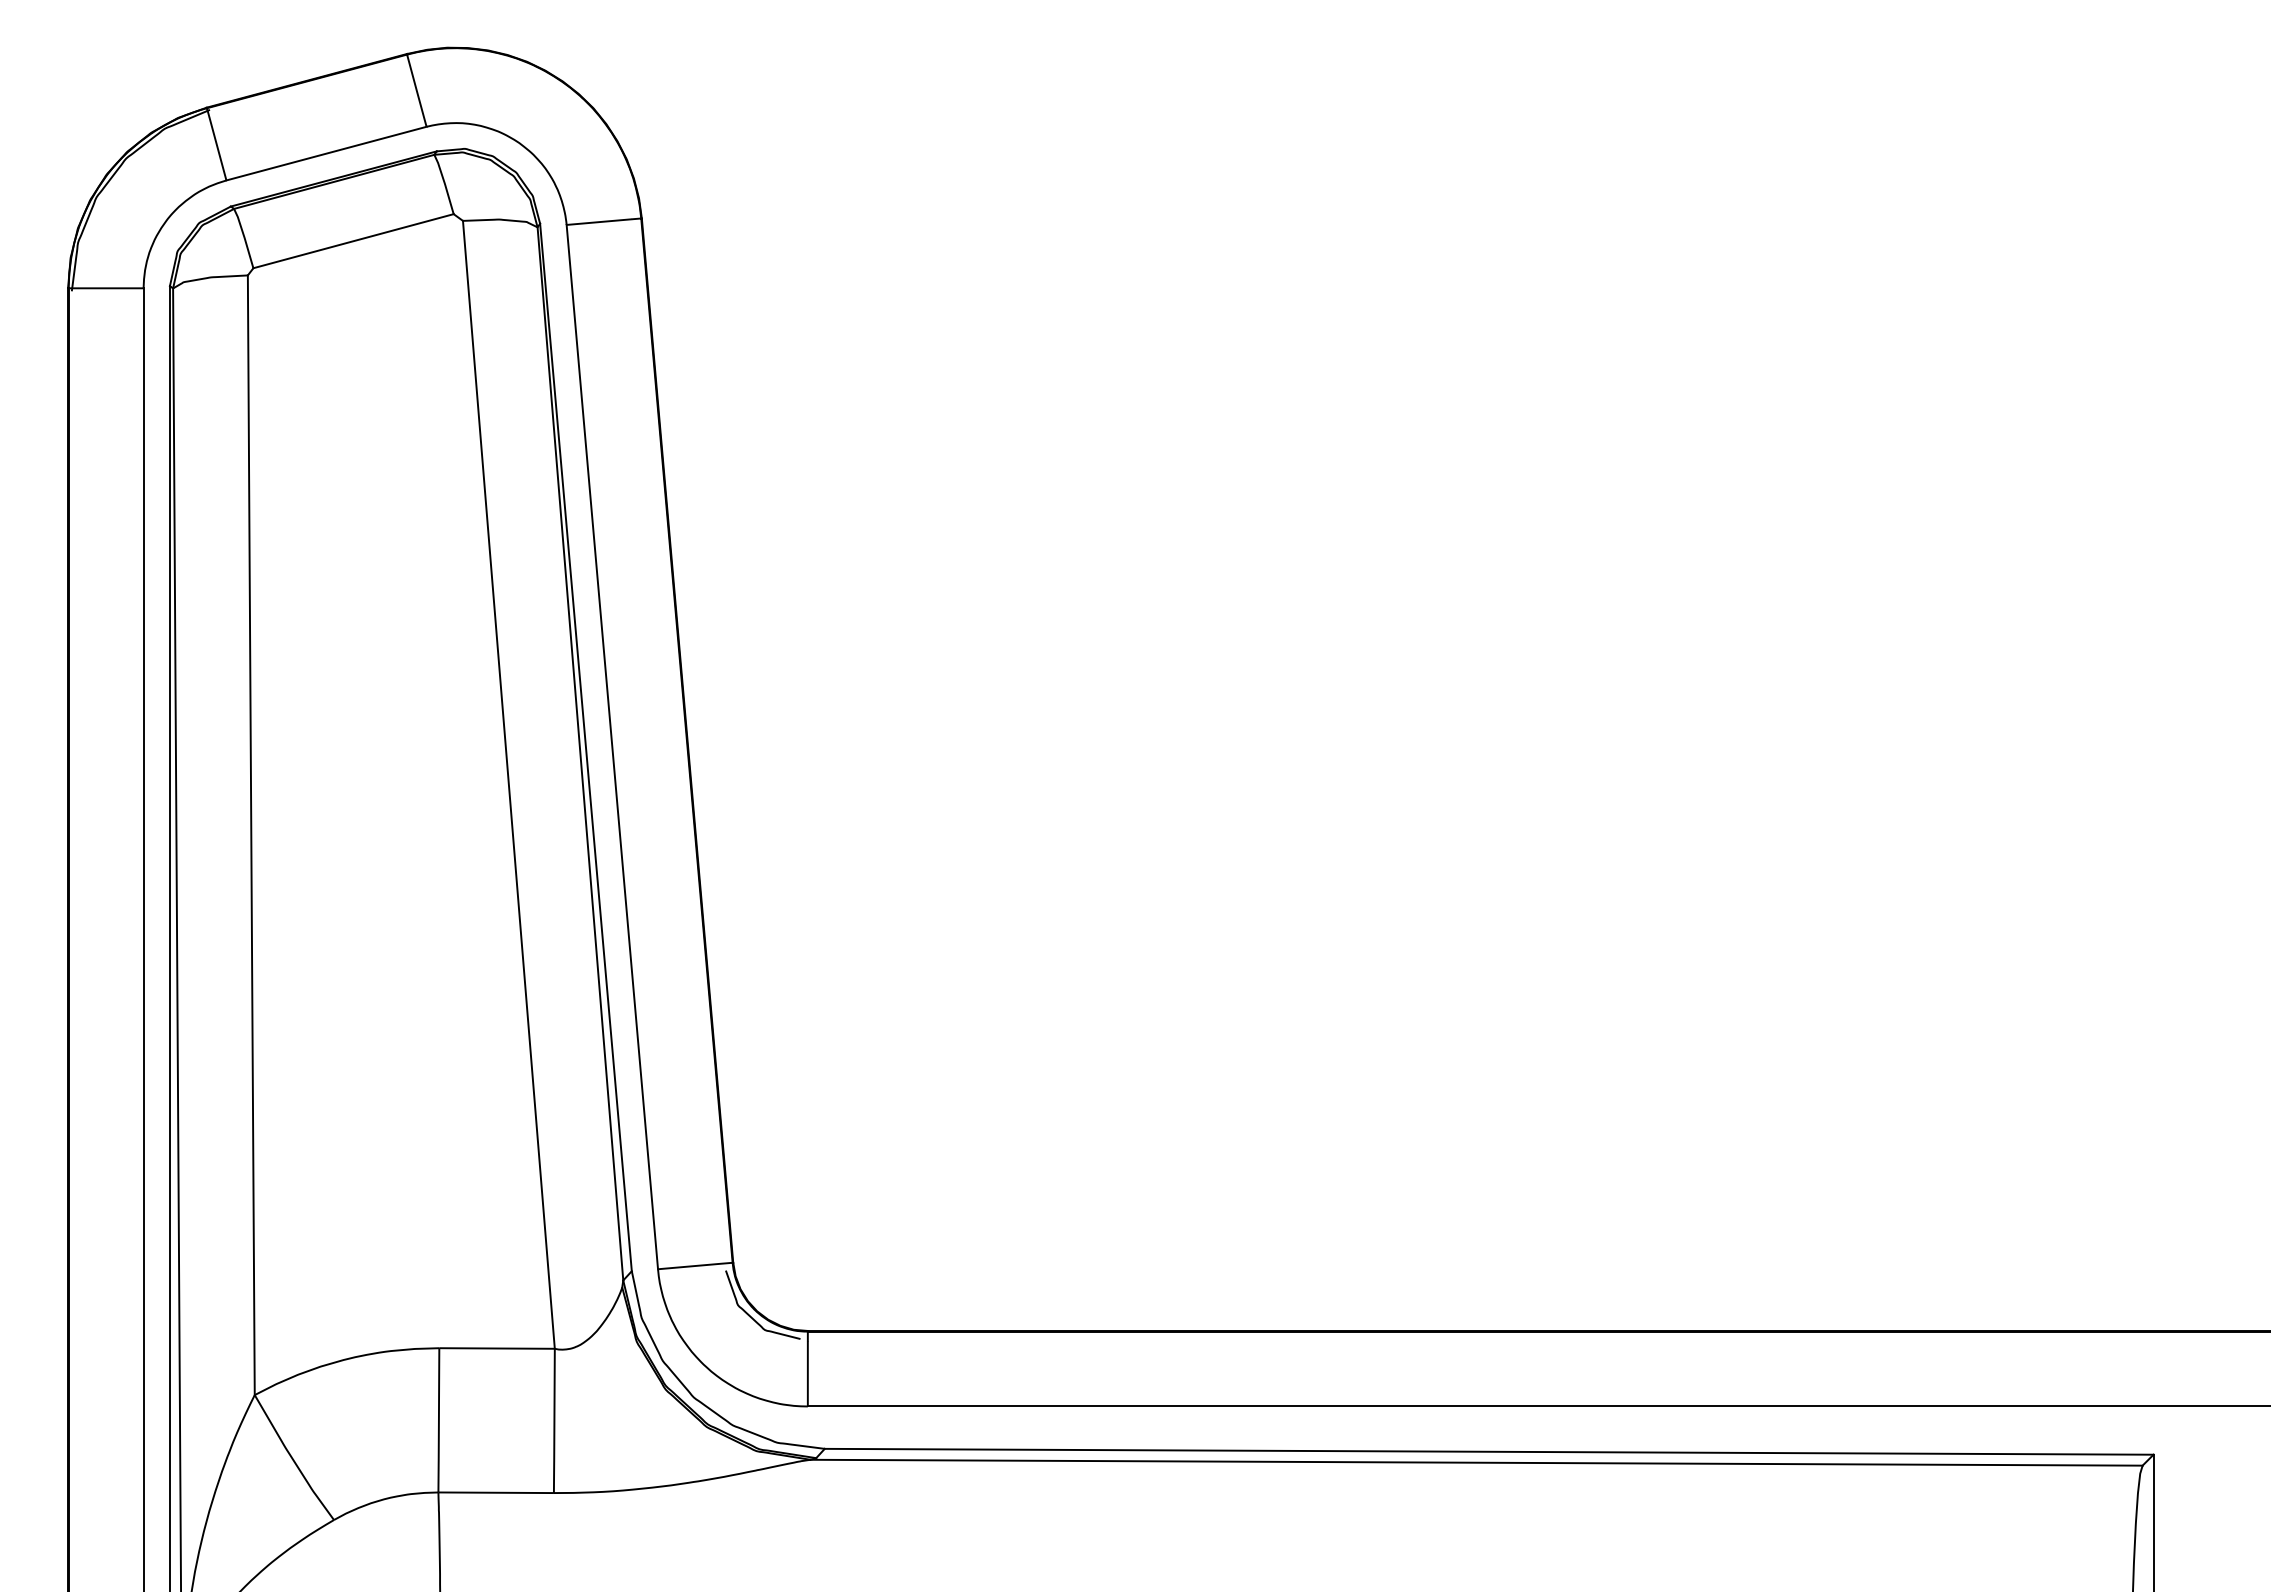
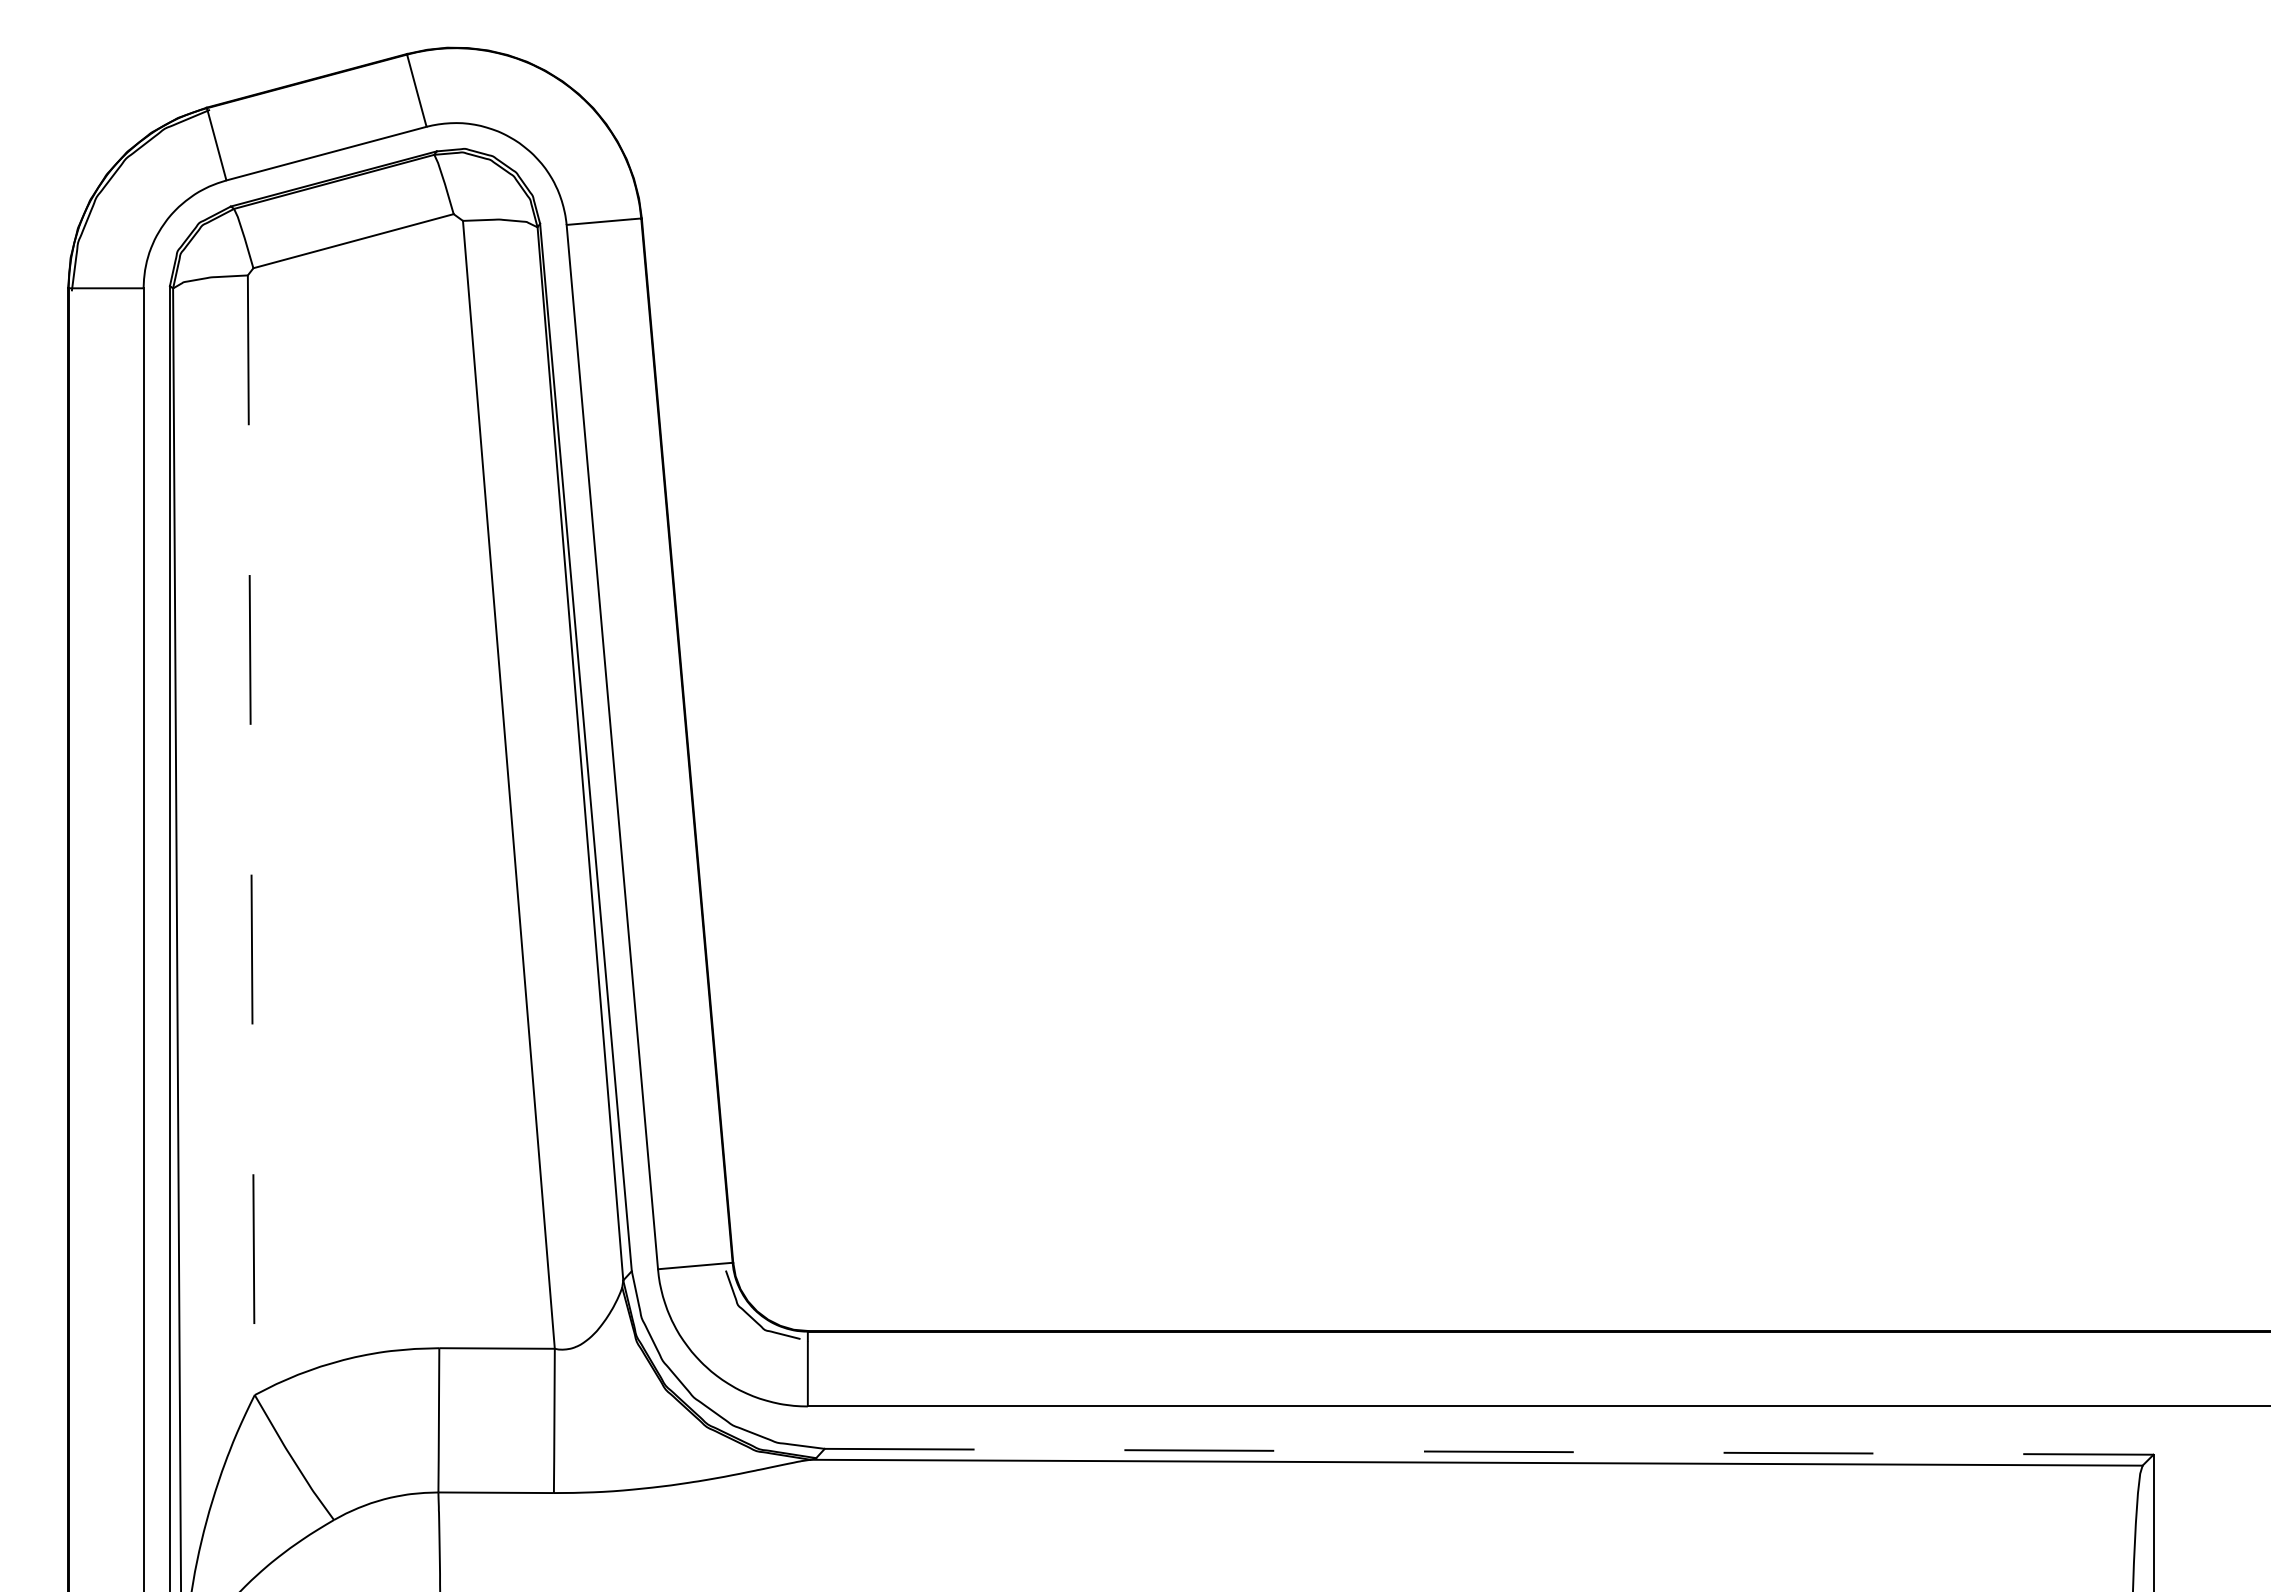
line: solid -> dashed (251, 835)
line: solid -> dashed (1489, 1451)
